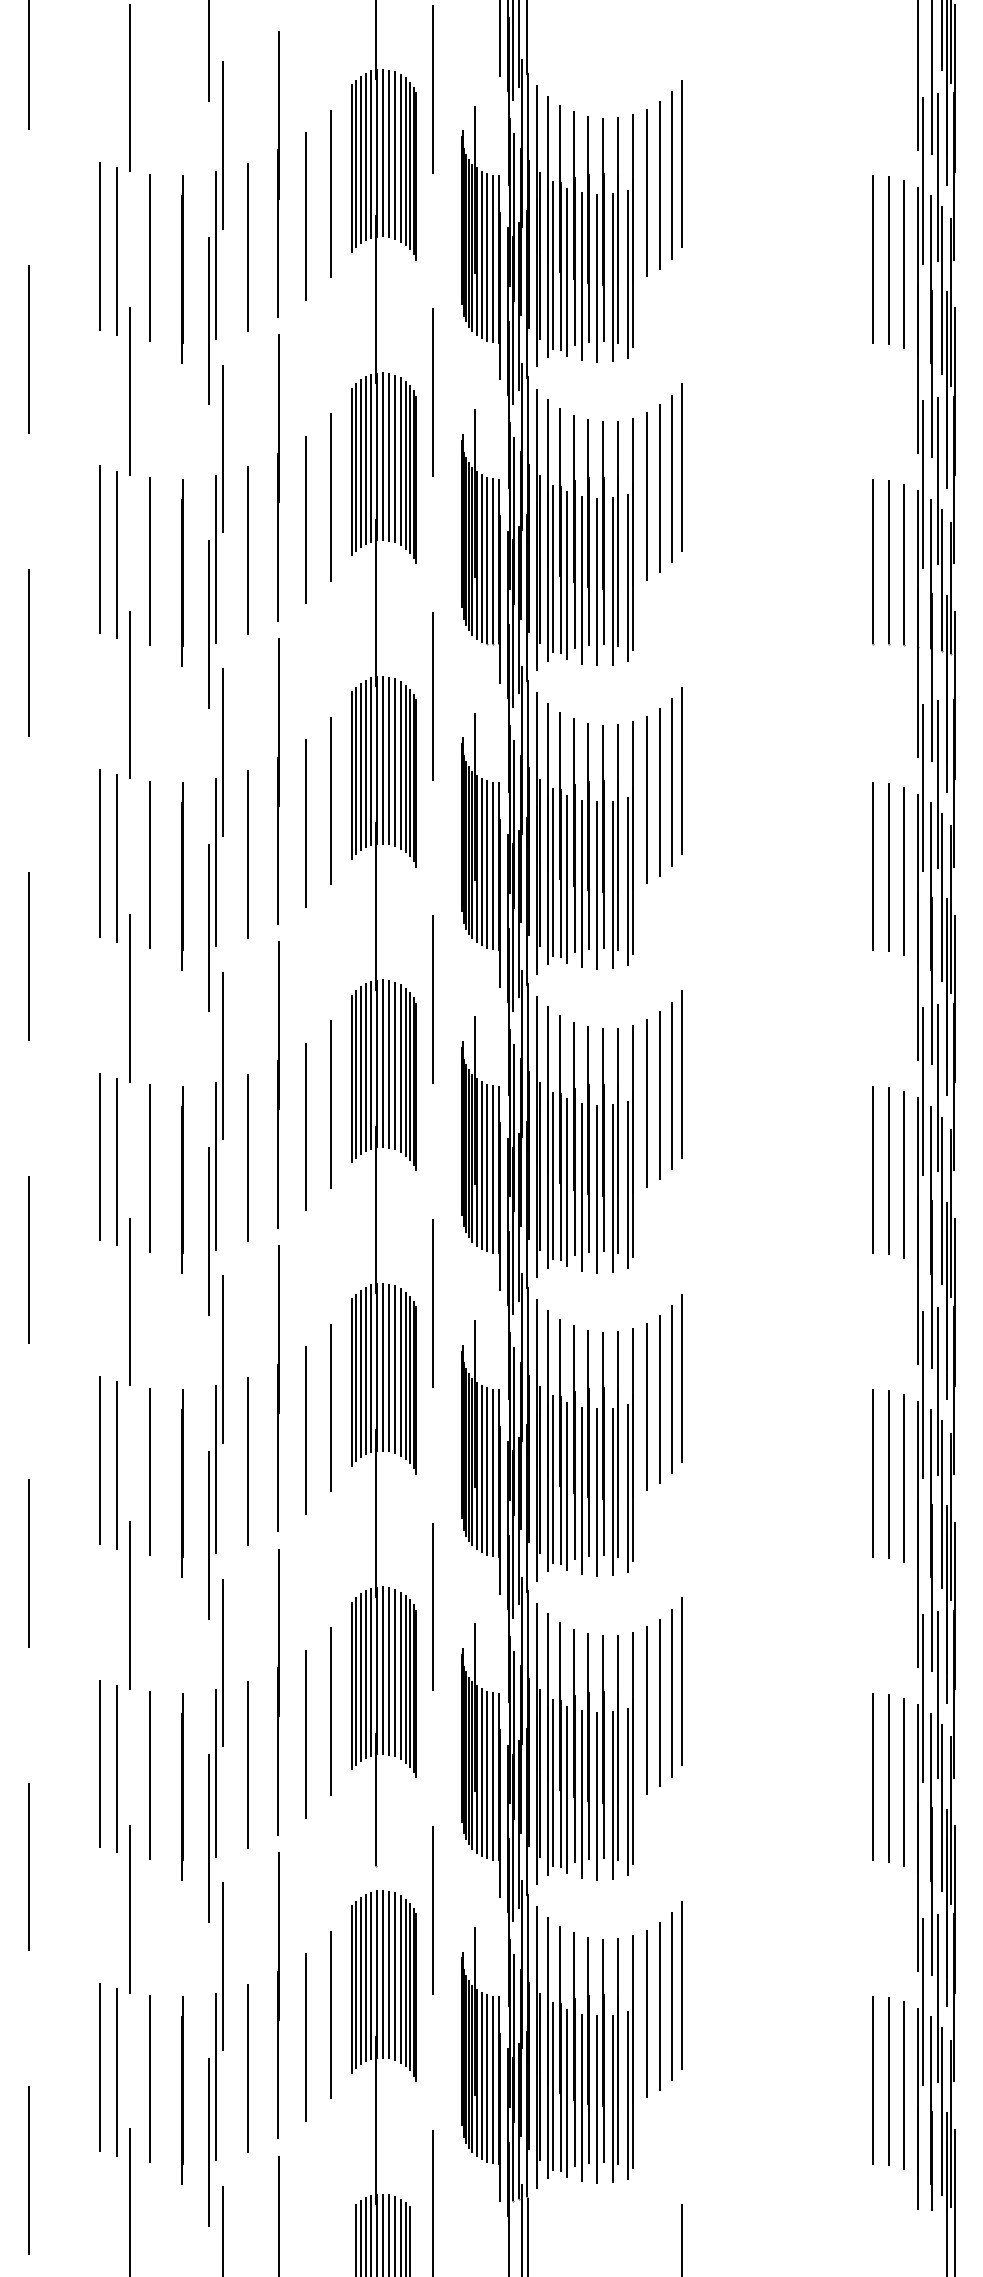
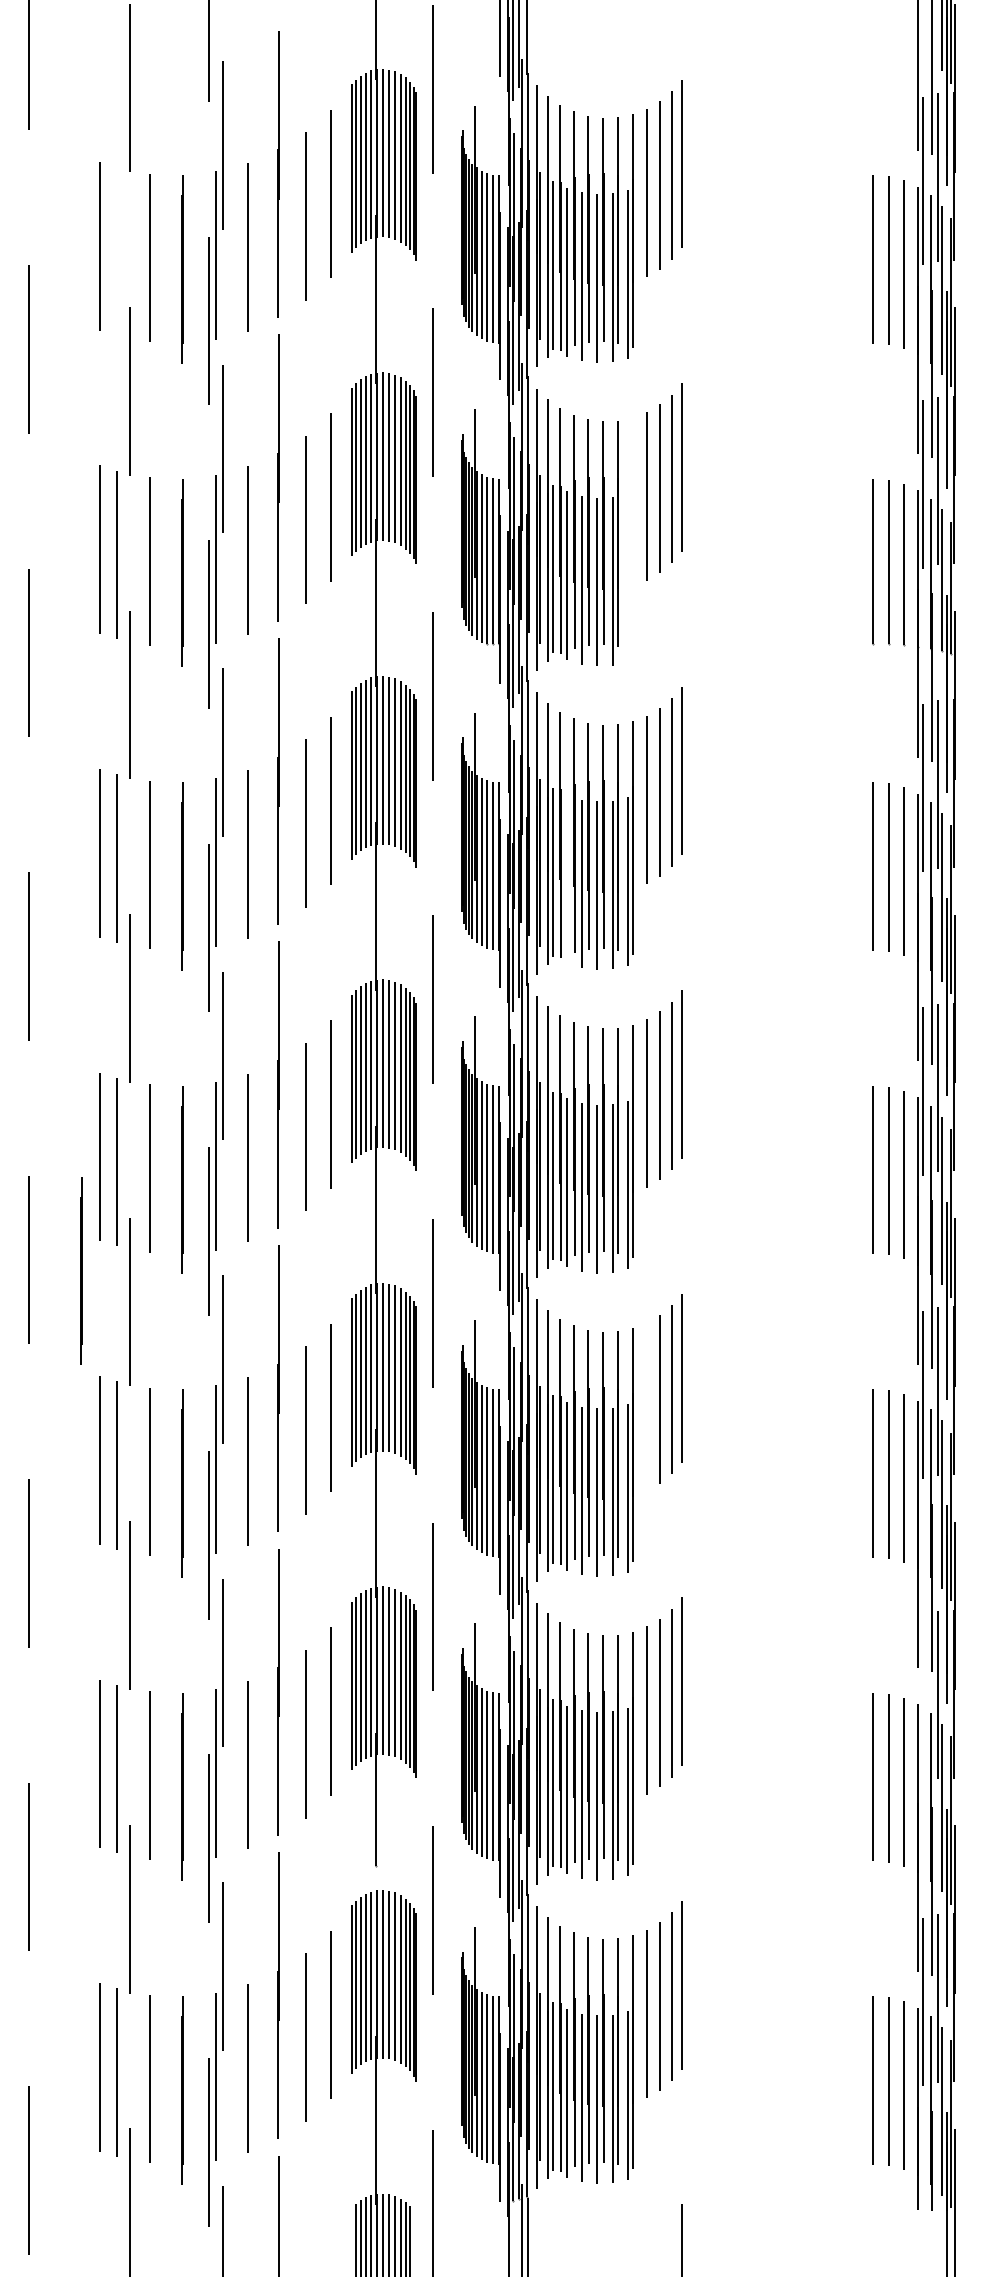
line: present -> none (117, 251)
part: present -> none (630, 539)
line: present -> none (566, 878)
line: none -> present (81, 1270)
line: present -> none (646, 1406)
line: present -> none (922, 1698)
